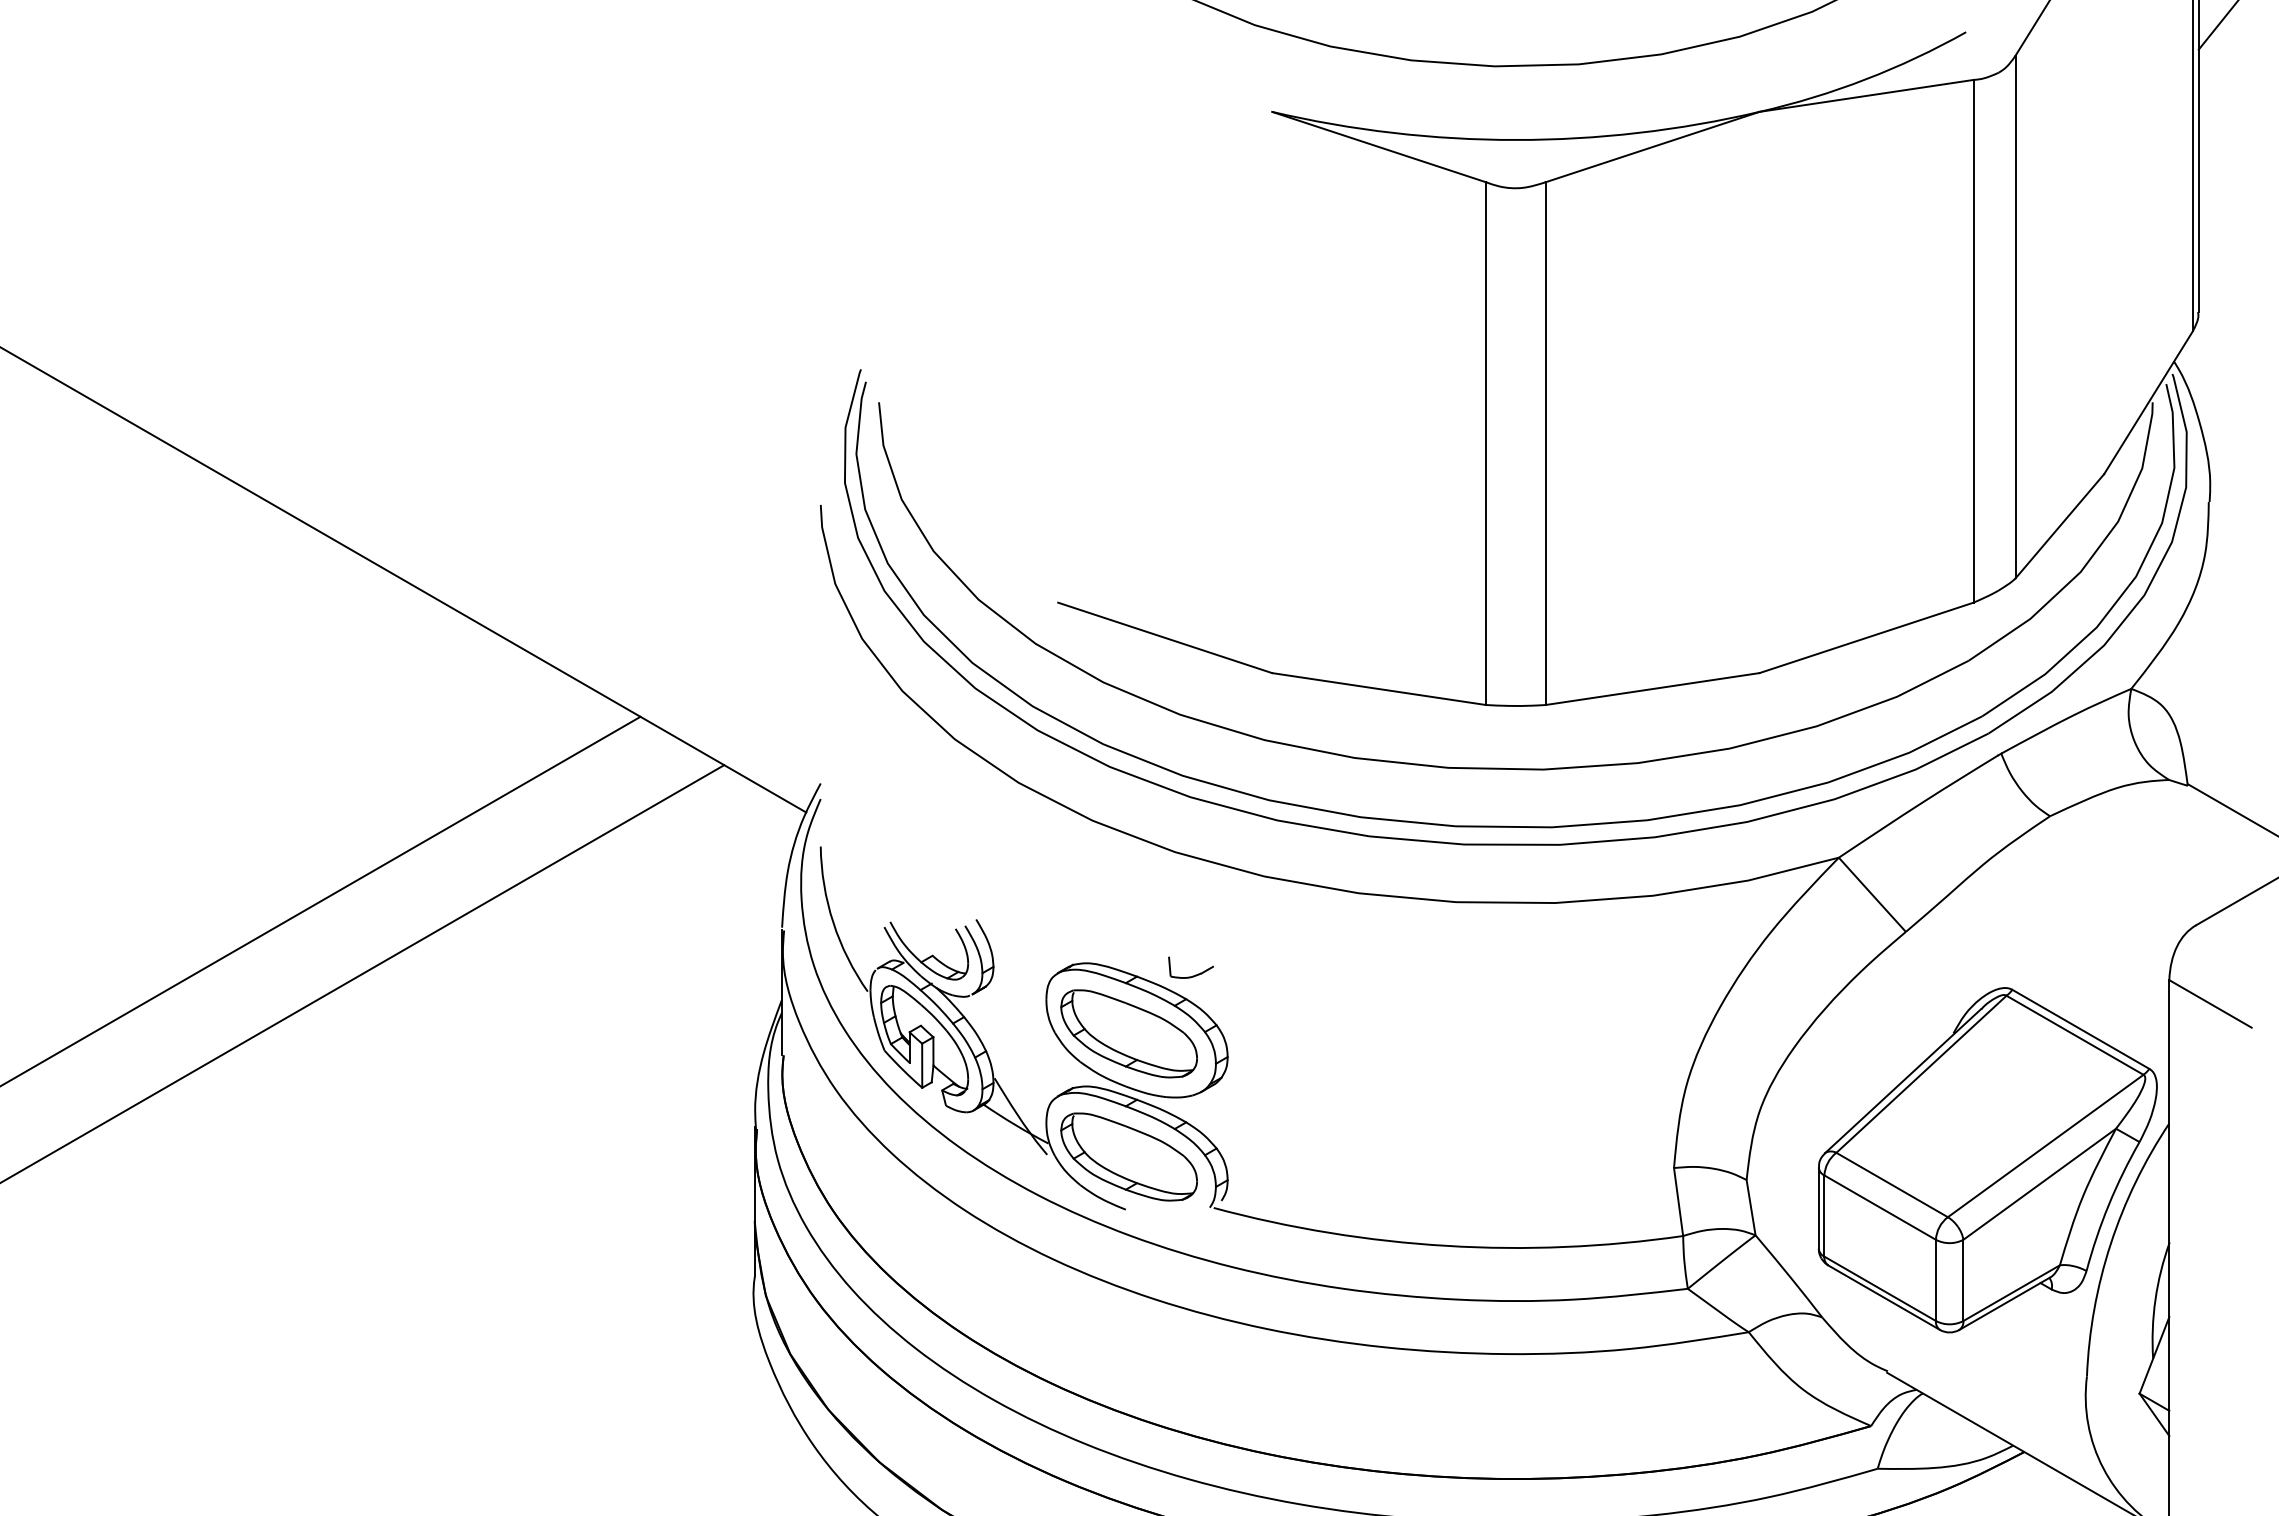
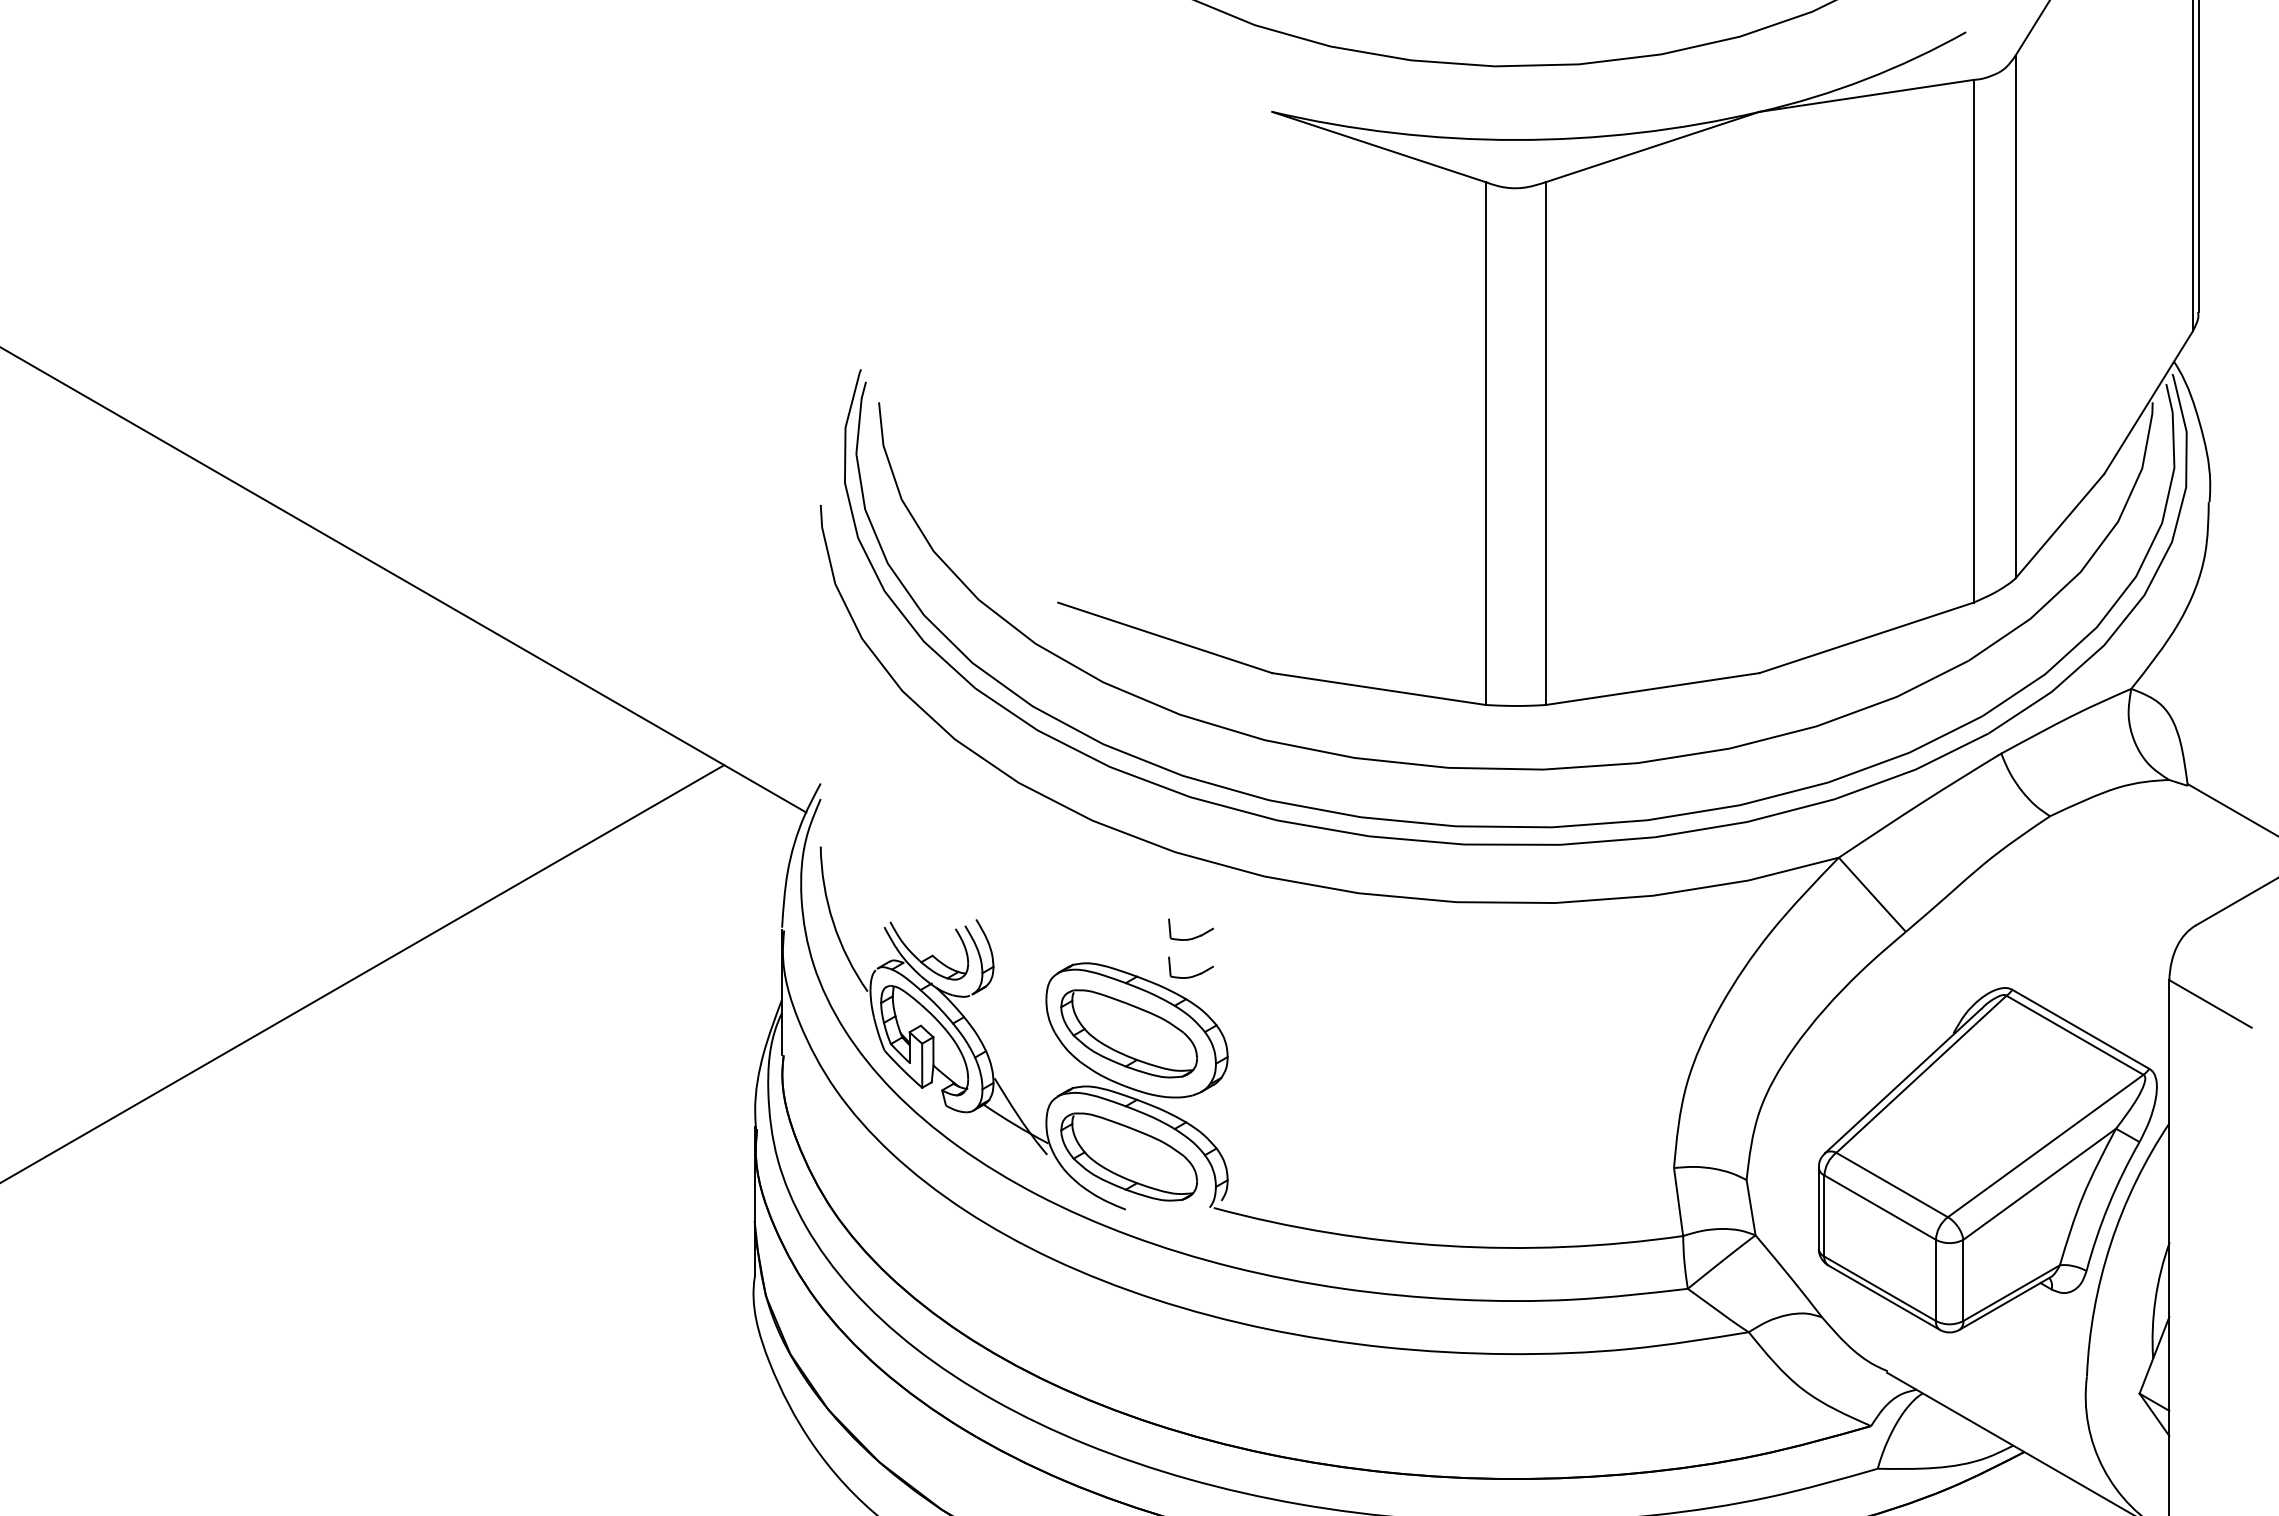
line: present -> none (2217, 25)
line: present -> none (321, 900)
part: none -> present (1192, 937)
